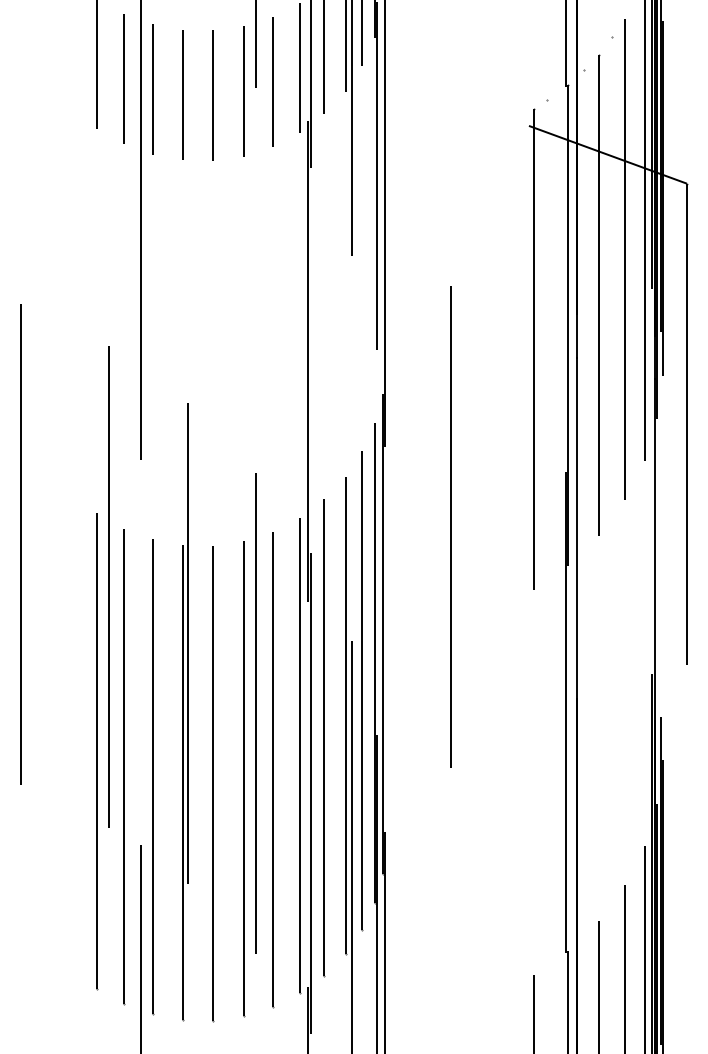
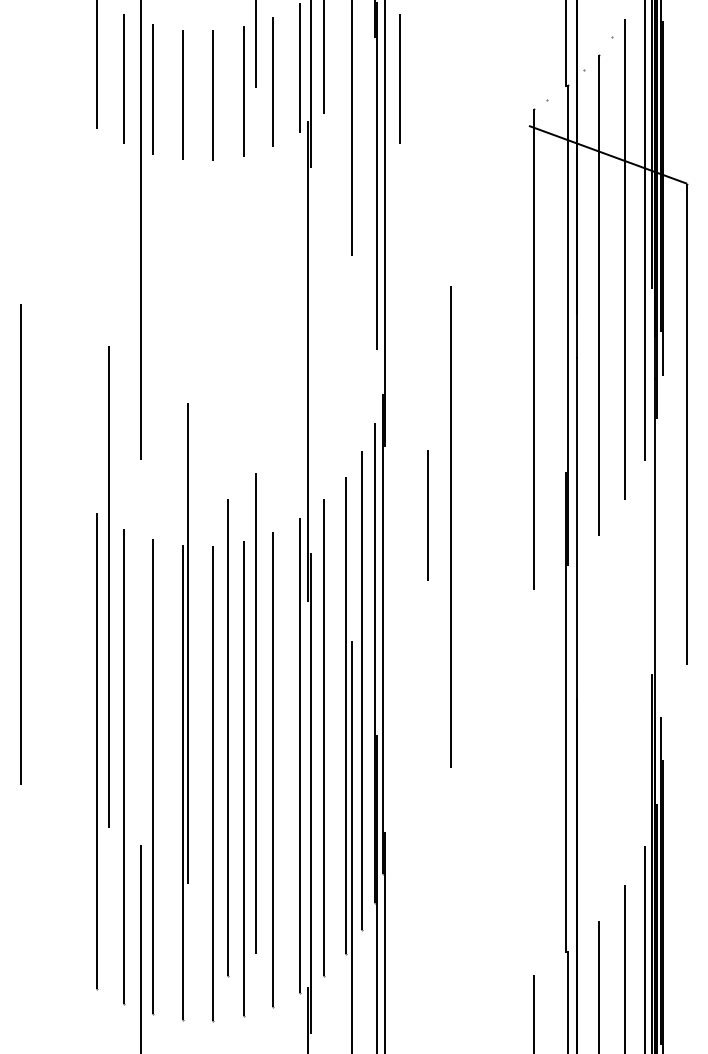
line: present -> none (362, 34)
line: present -> none (345, 46)
line: none -> present (399, 78)
line: none -> present (427, 515)
line: none -> present (228, 738)
